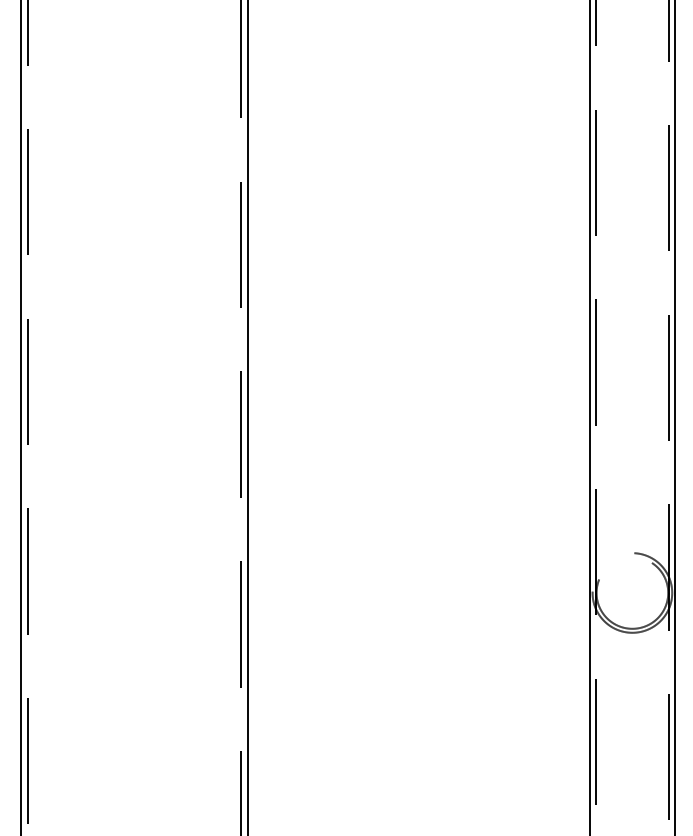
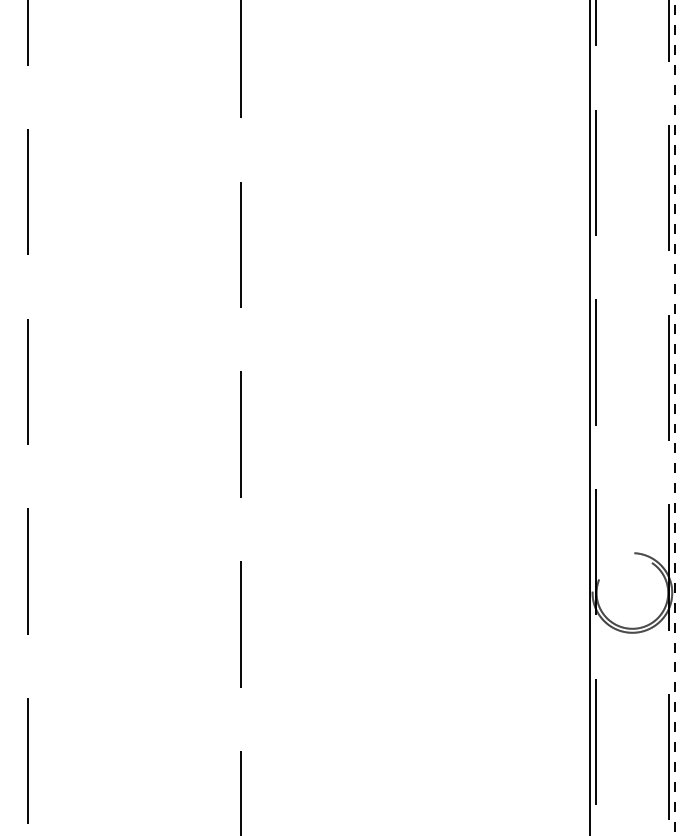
line: present -> none (20, 417)
line: present -> none (248, 417)
line: solid -> dashed (674, 417)
